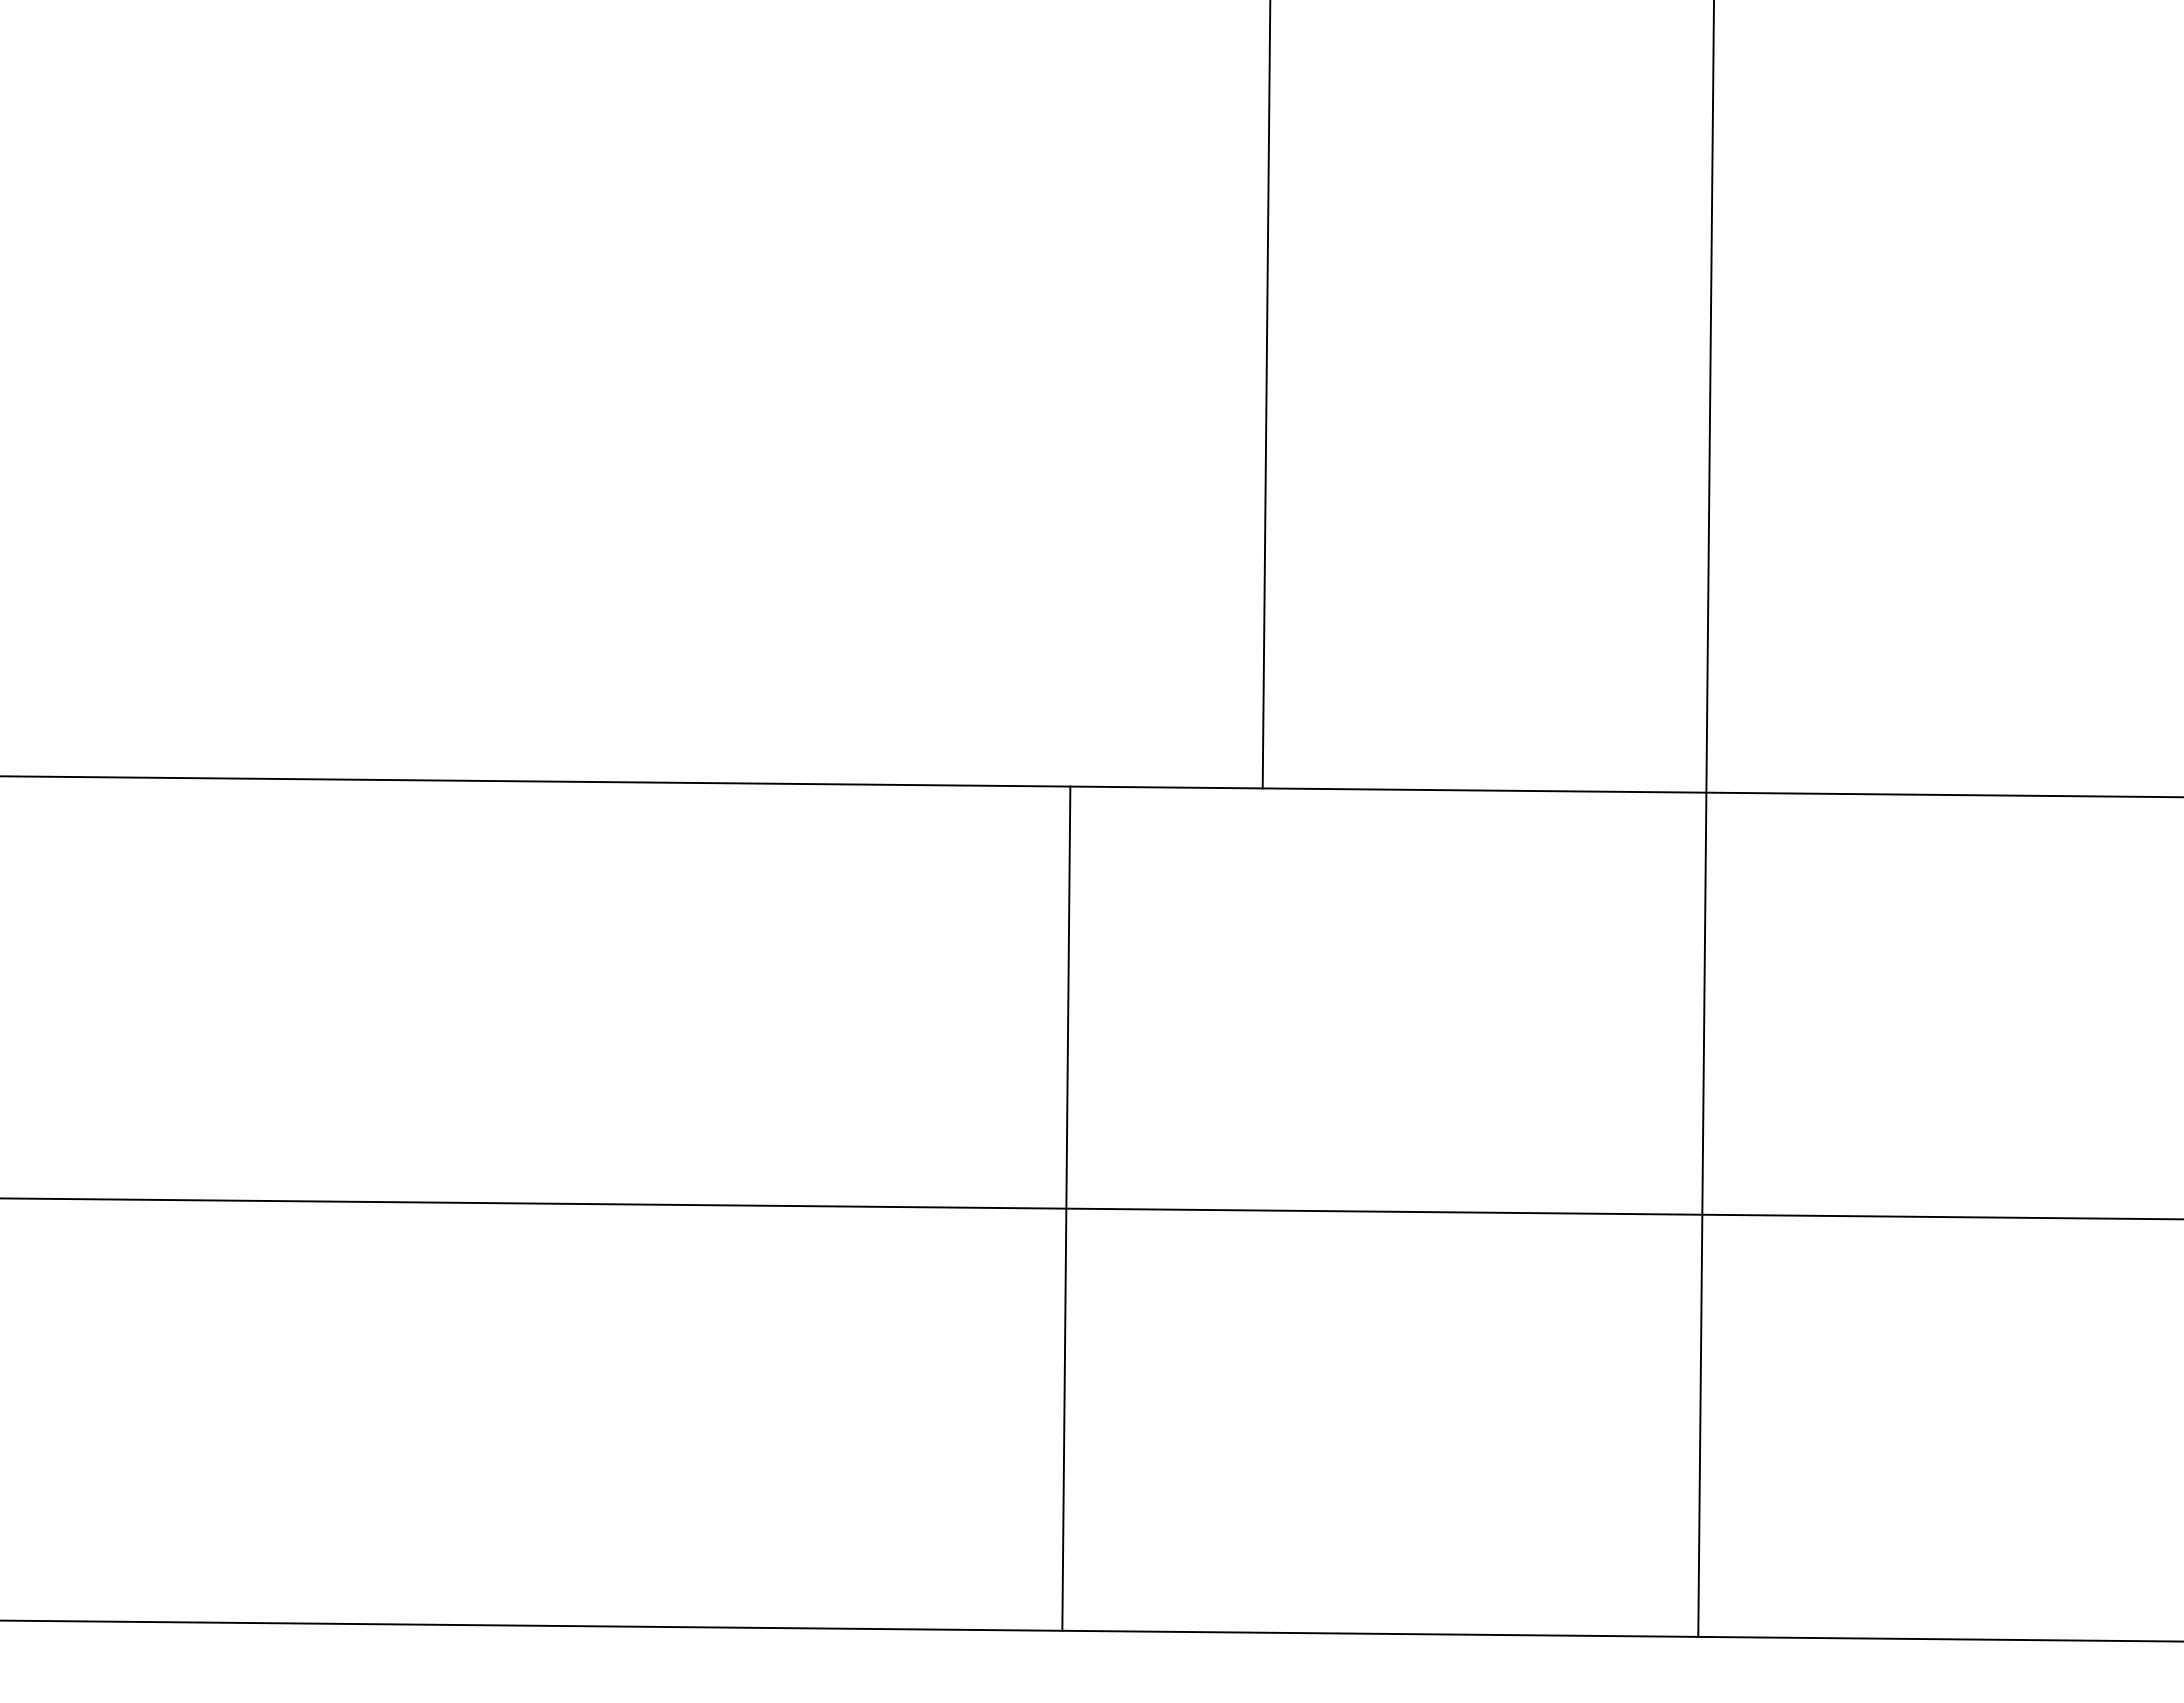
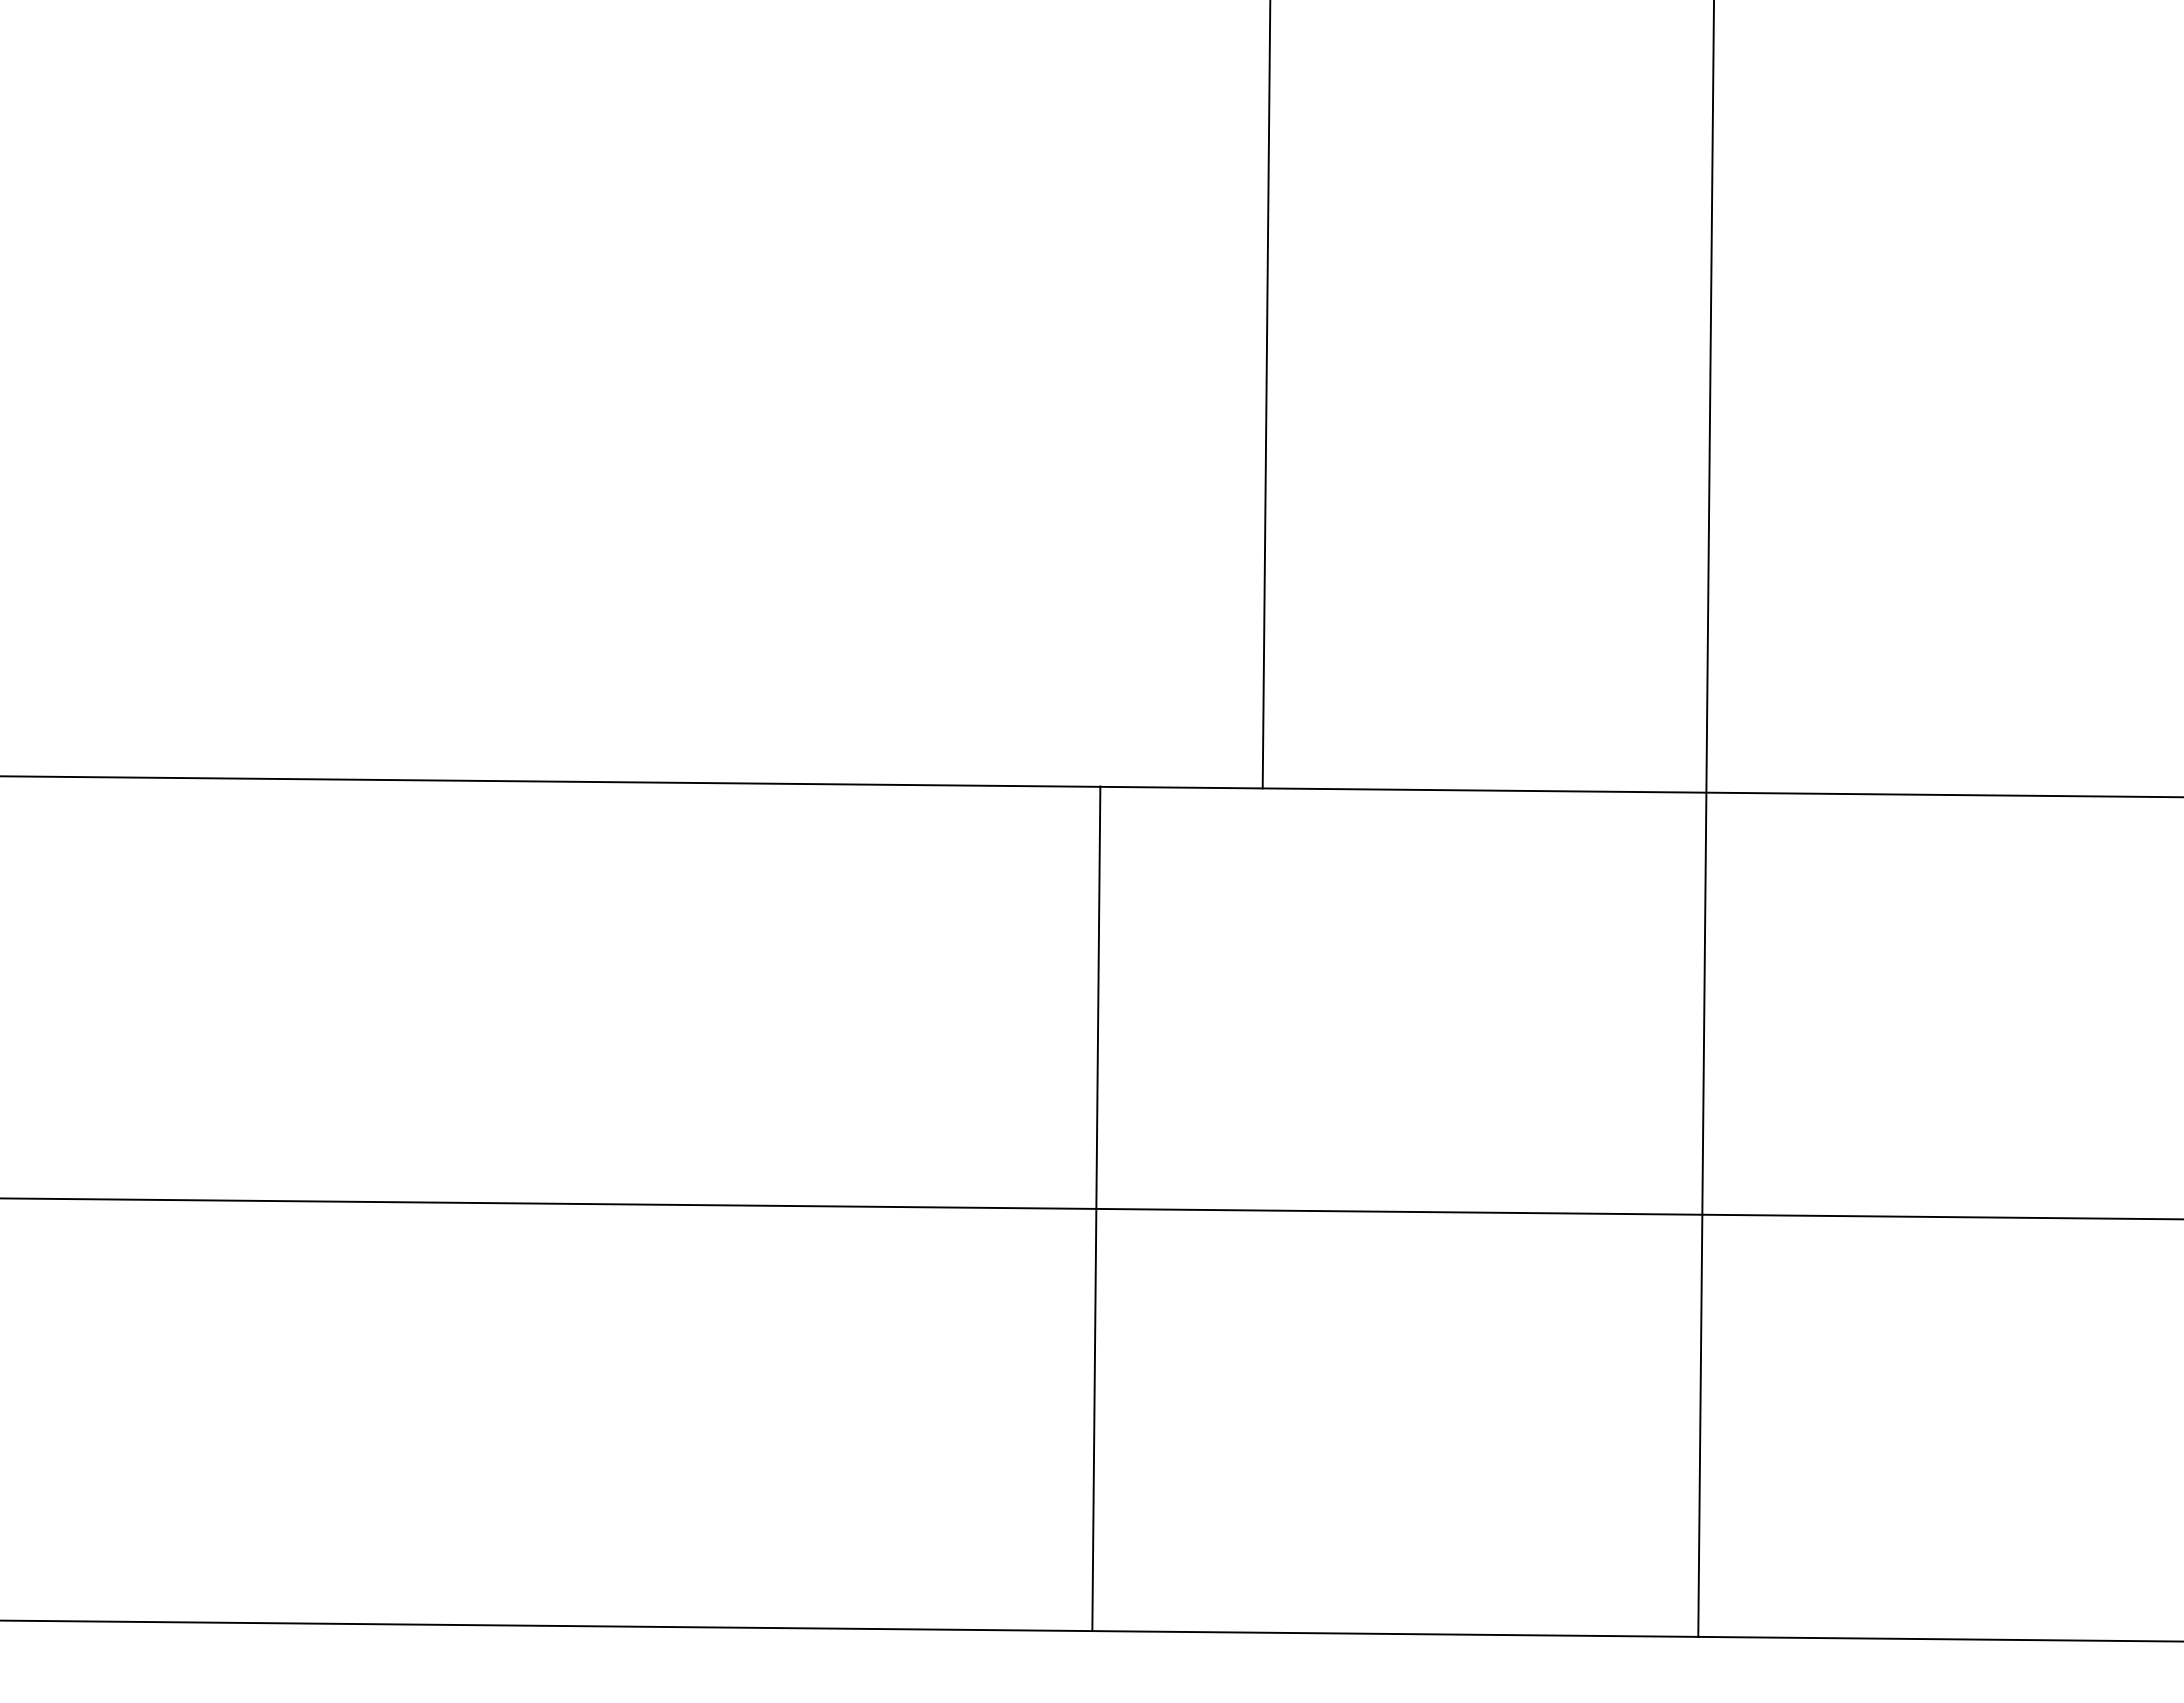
line position: (1066, 1208) -> (1096, 1208) (1096, 1208)
